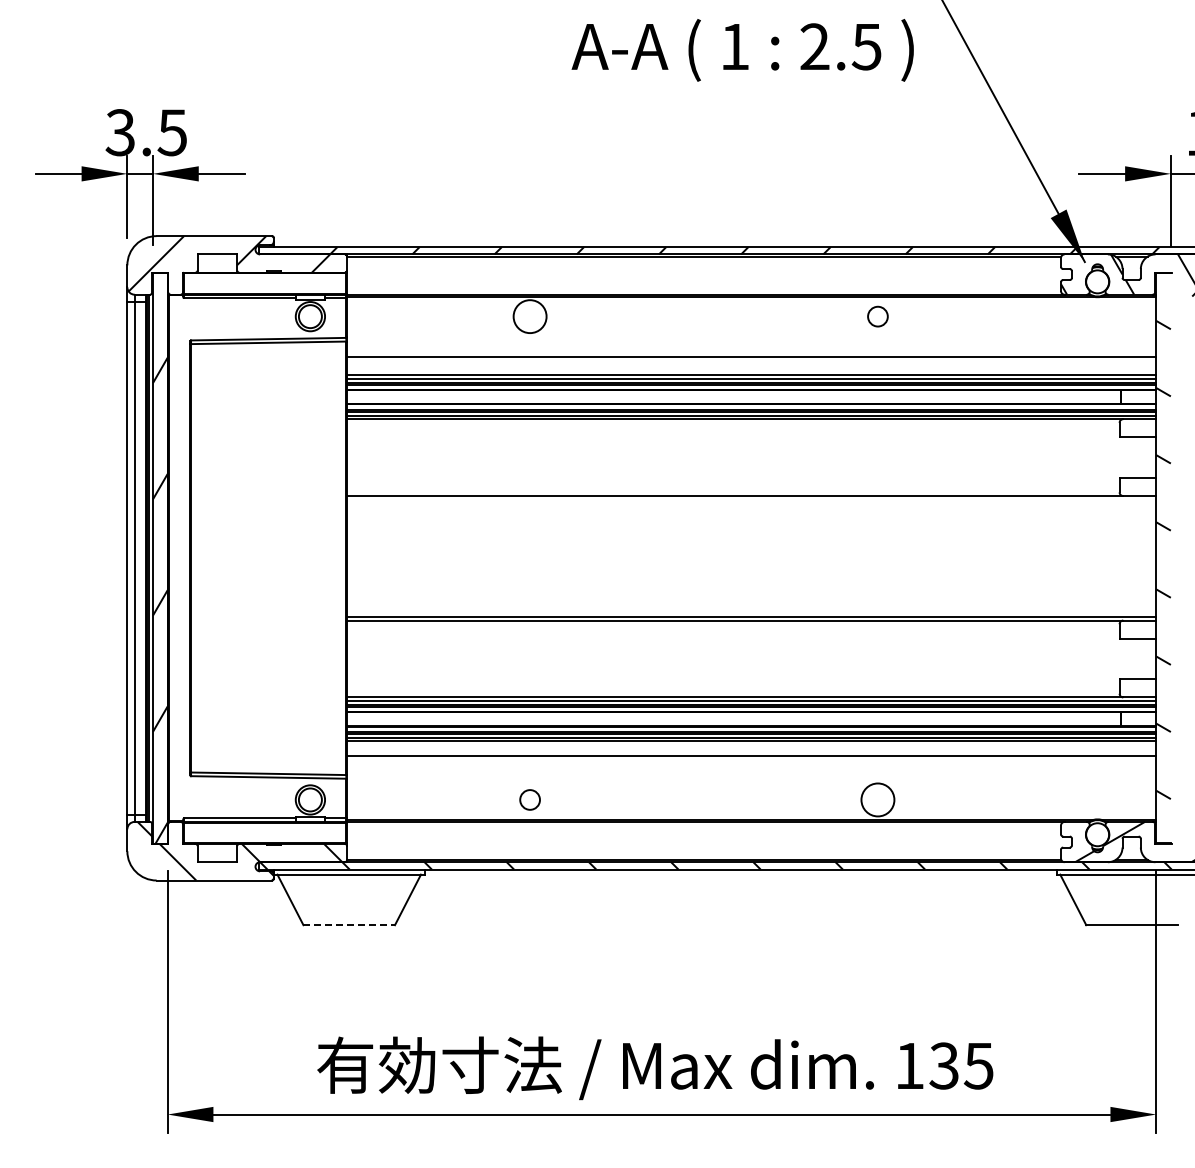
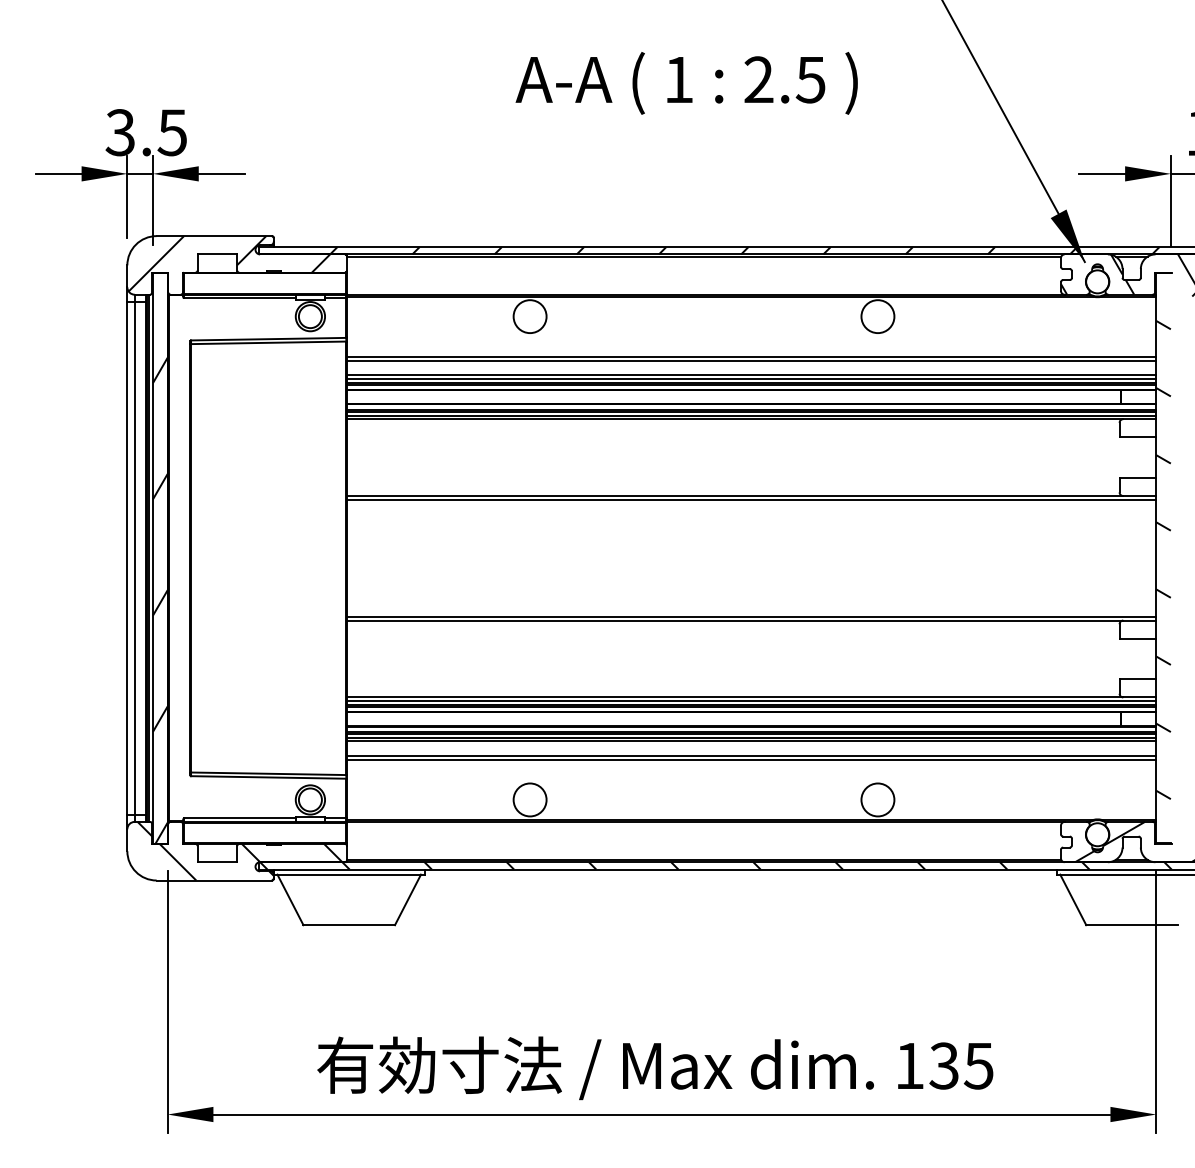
text position: (742, 50) -> (686, 83) (686, 83)
circle diameter: 20 px -> 33 px (877, 316)
line: none -> present (751, 360)
line: none -> present (751, 499)
line: none -> present (751, 759)
circle diameter: 20 px -> 33 px (529, 799)
line: dashed -> solid (349, 925)
